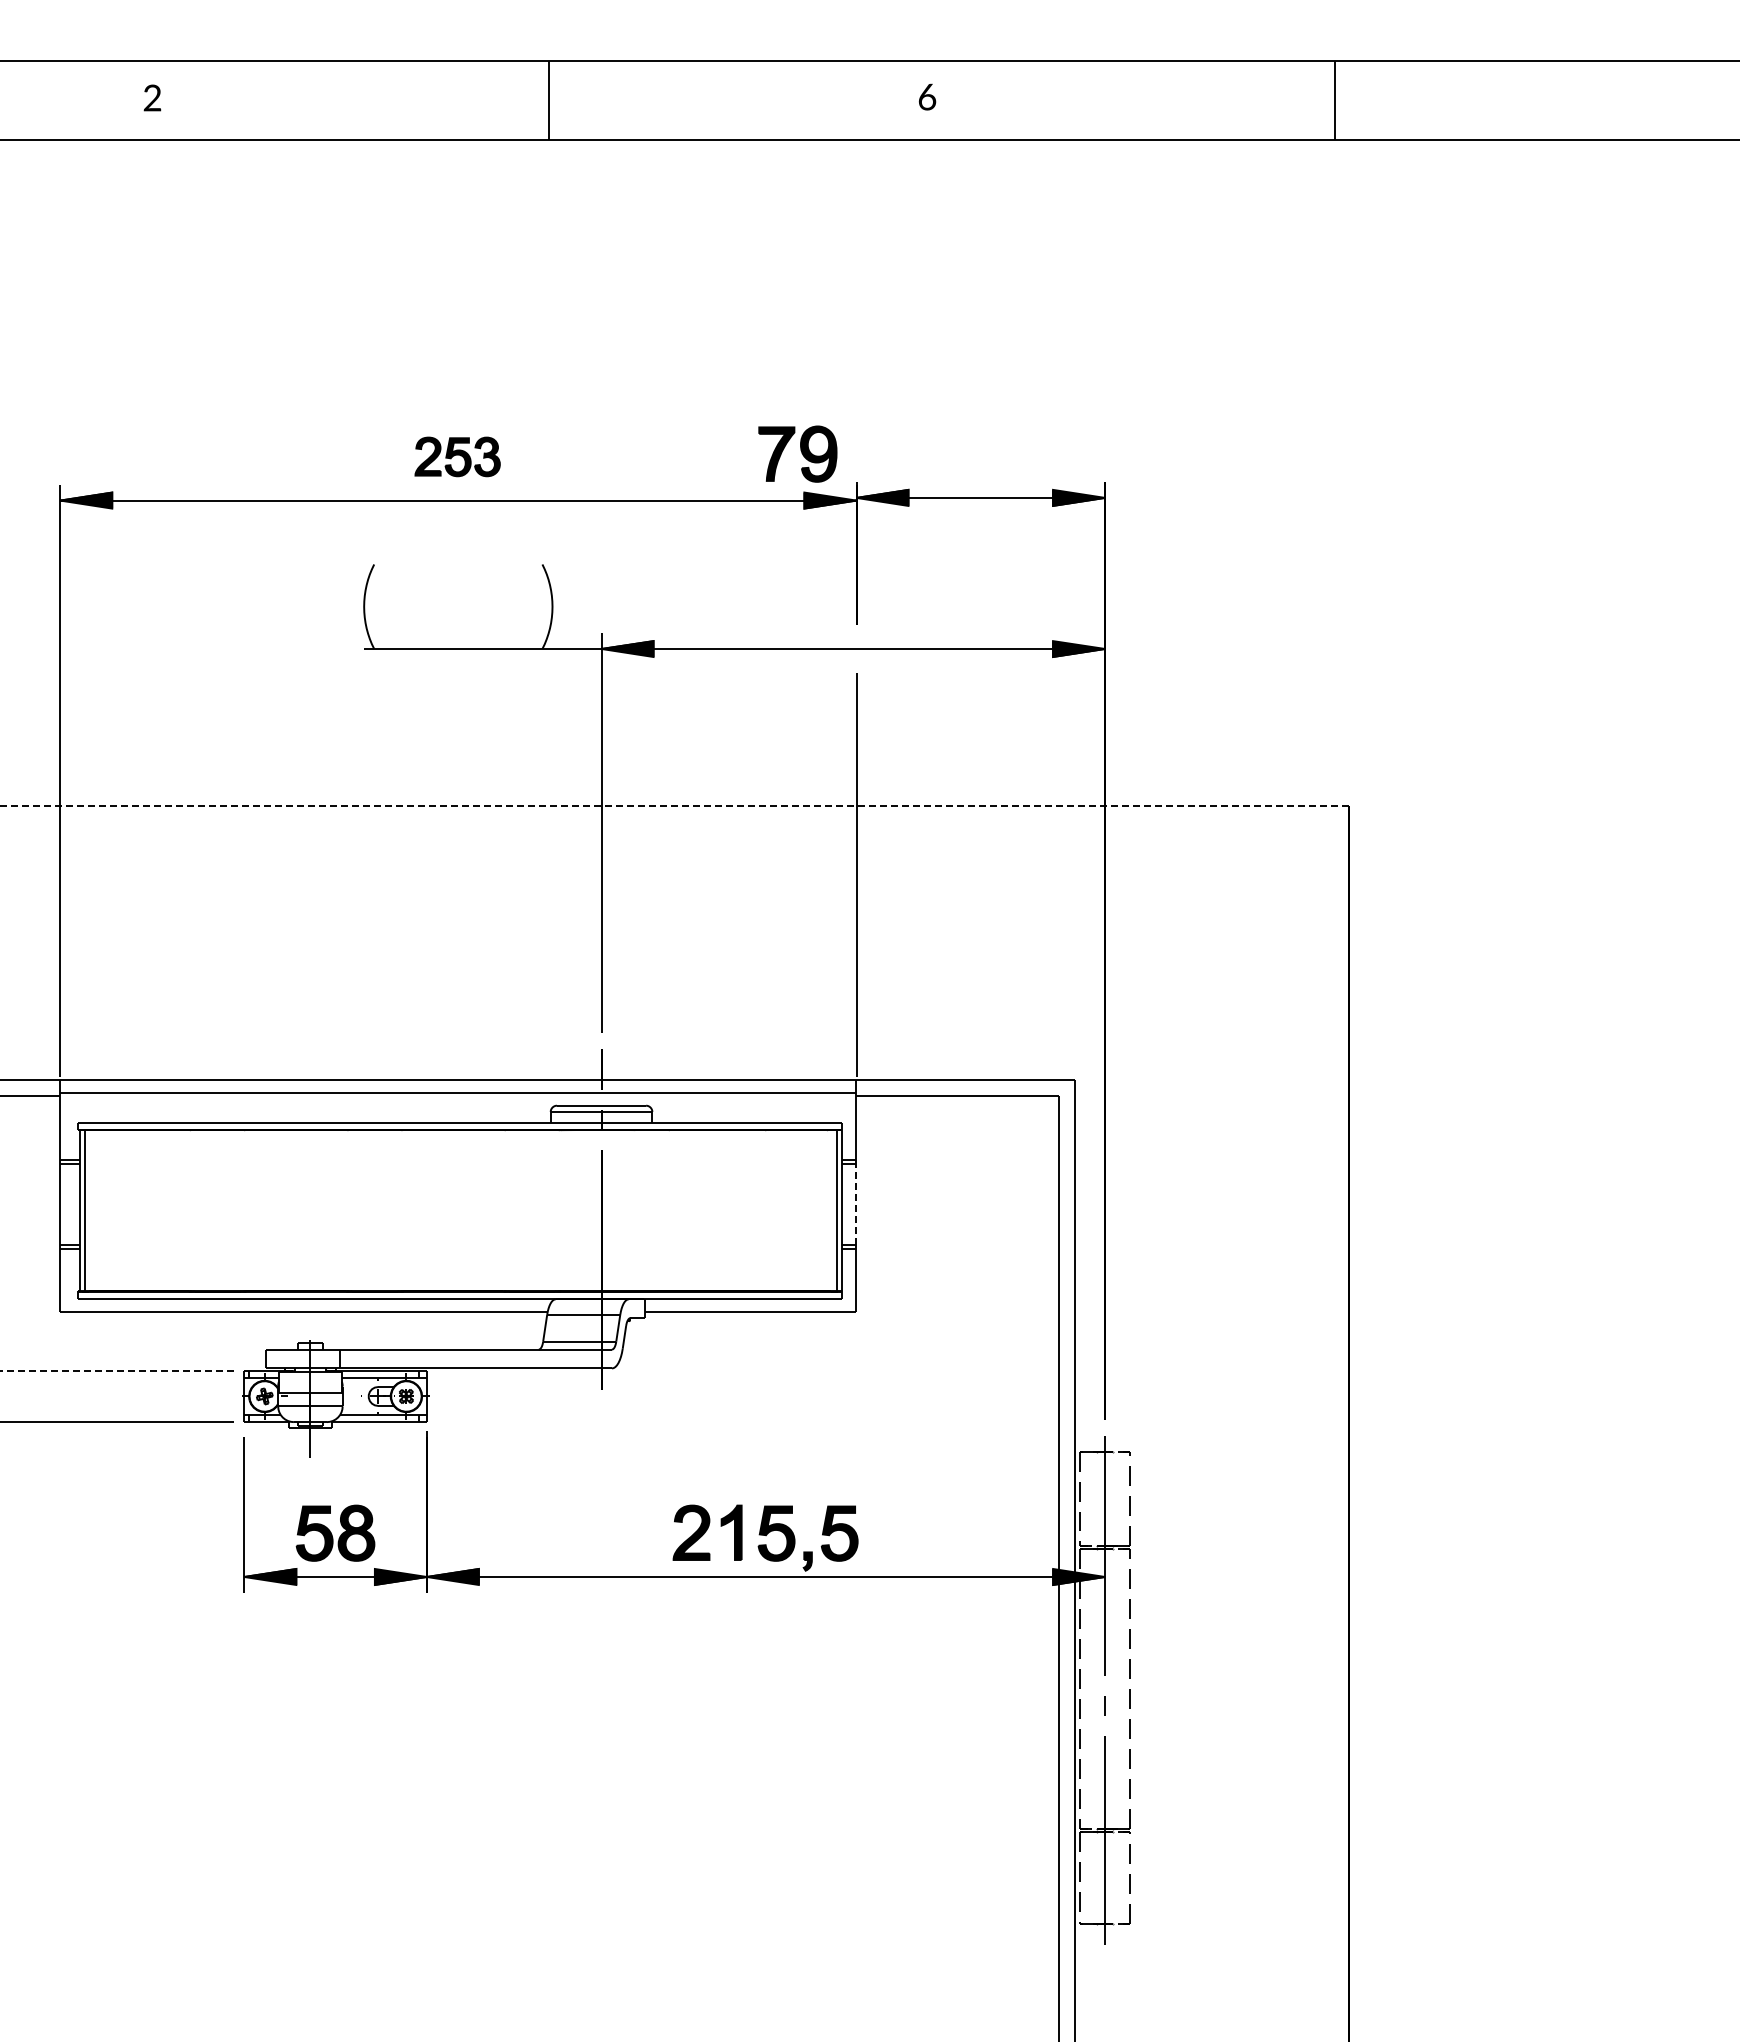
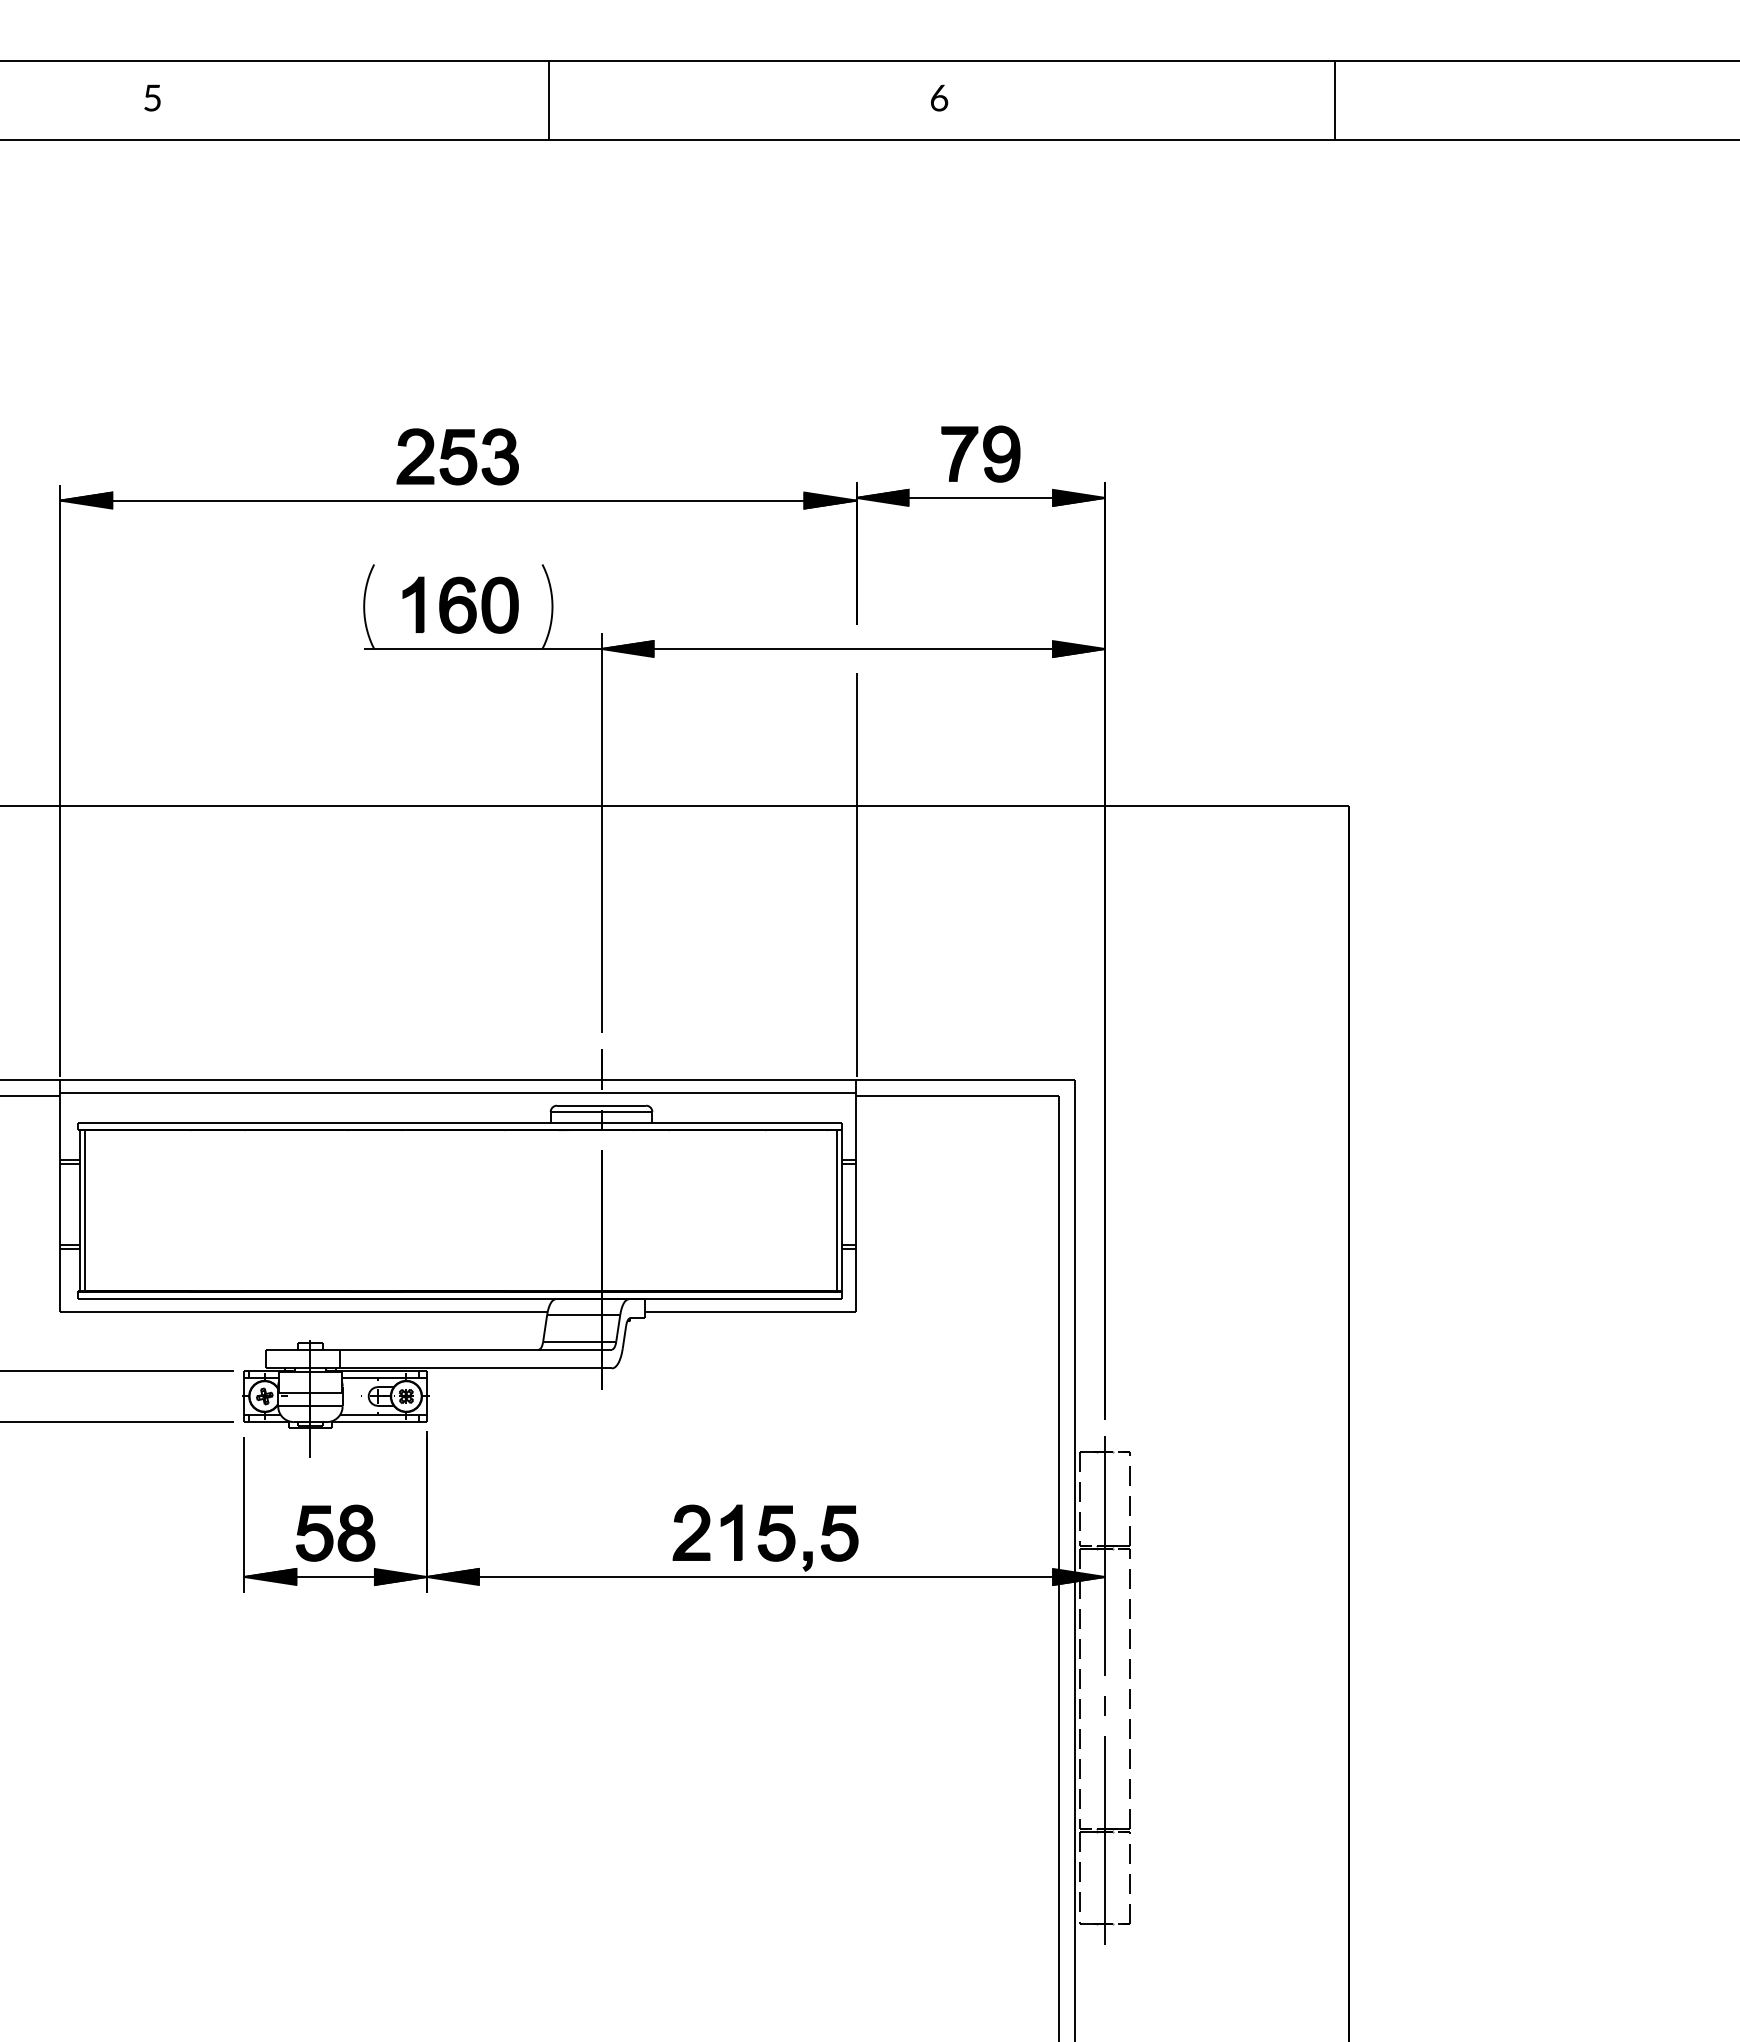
text position: (927, 96) -> (939, 97) (939, 97)
text: 2 -> 5 (152, 97)
part position: (797, 453) -> (980, 453) (980, 453)
part size: 87x42 px -> 123x58 px (457, 456)
part: none -> present (460, 604)
line: dashed -> solid (674, 806)
line: dashed -> solid (856, 1204)
line: dashed -> solid (116, 1371)
